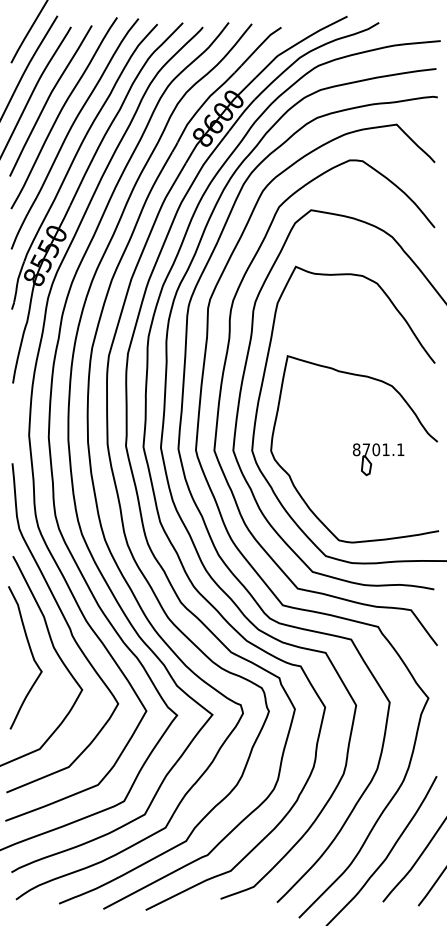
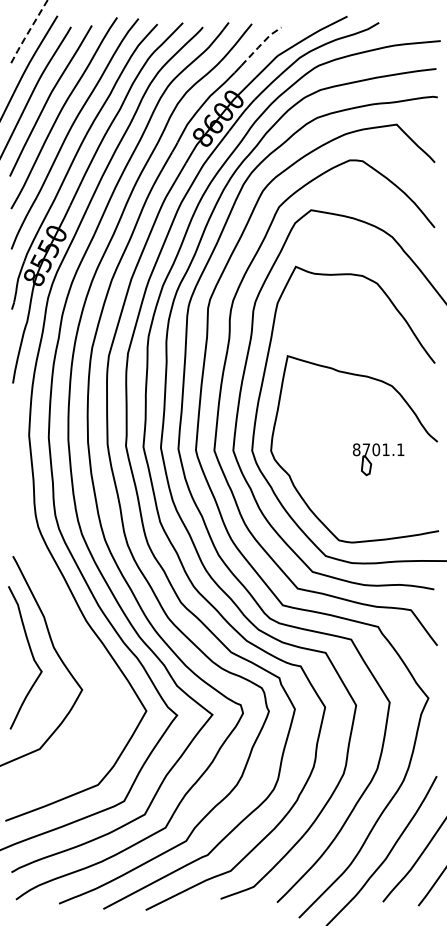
line: solid -> dashed (28, 32)
line: solid -> dashed (260, 44)
curve: present -> none (67, 626)
